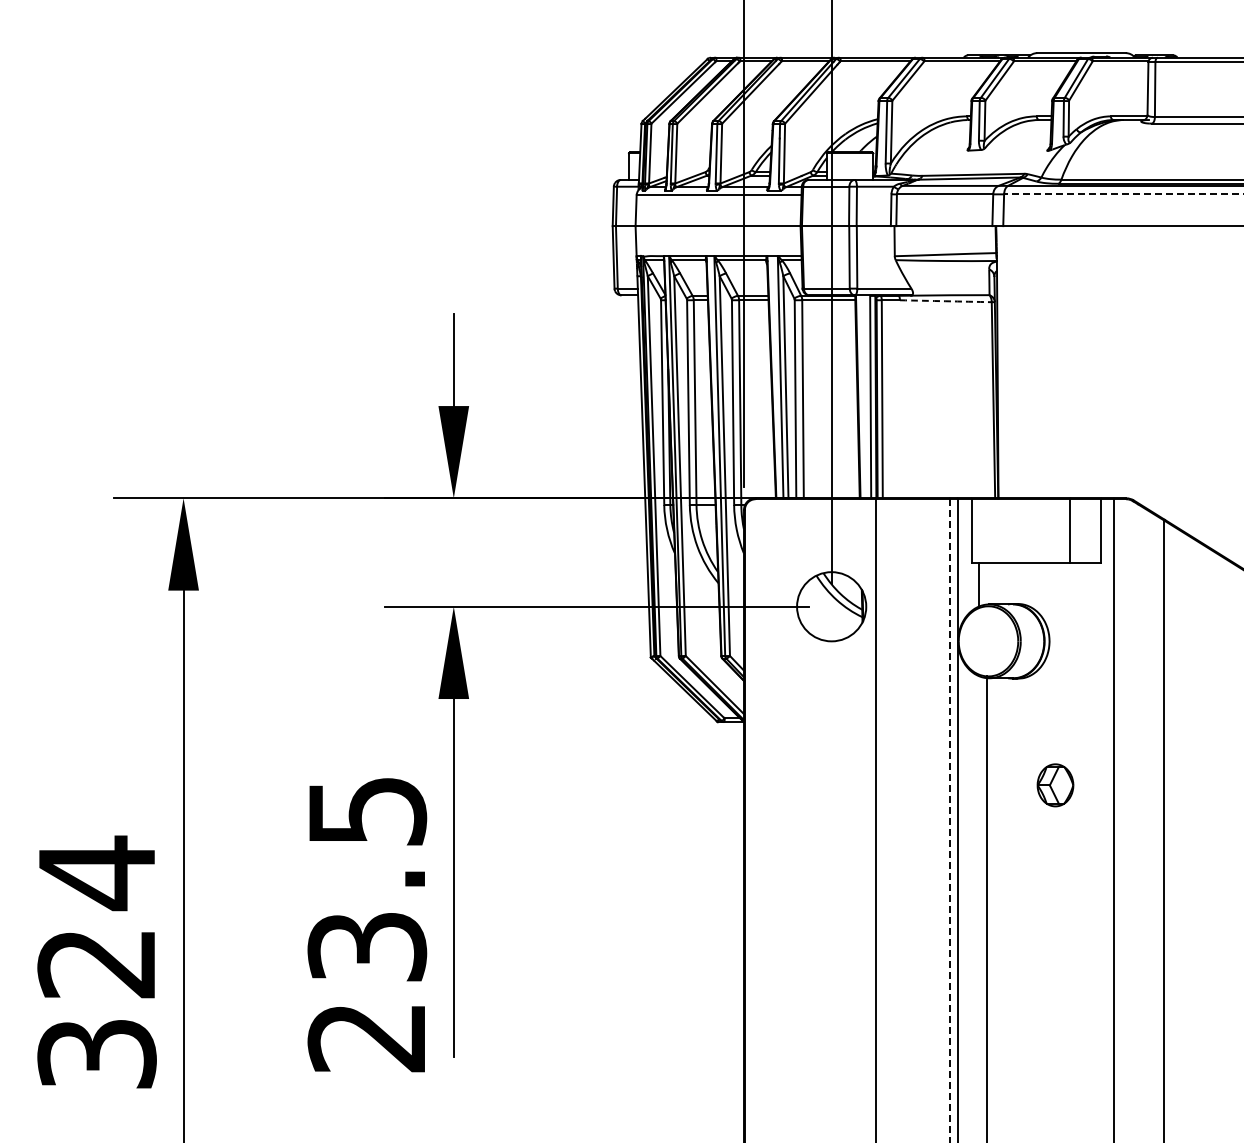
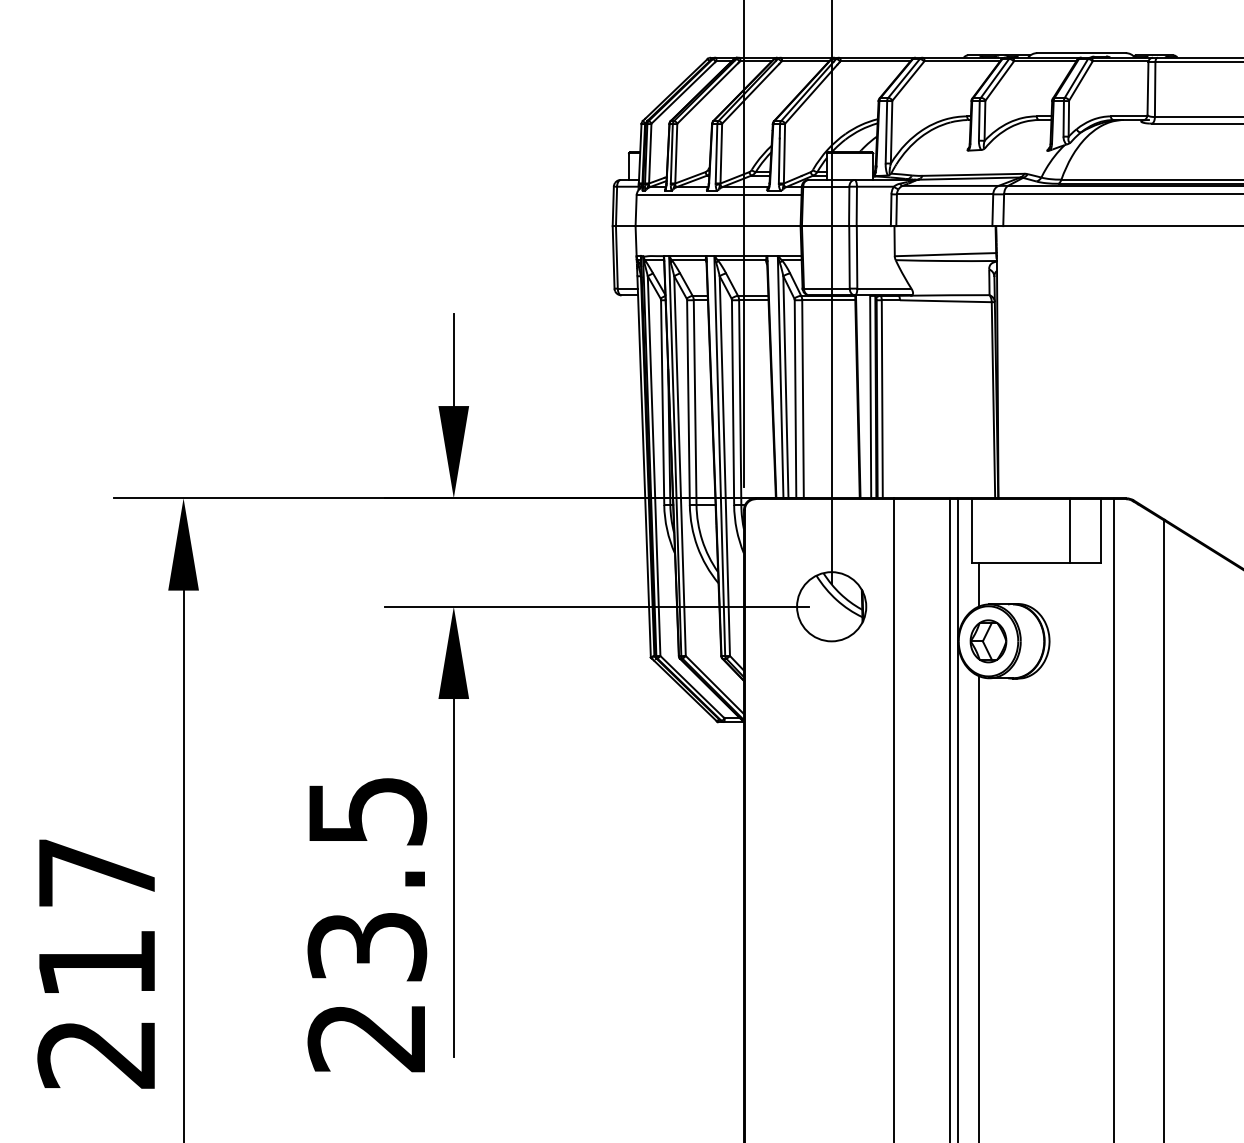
line: dashed -> solid (1124, 194)
arc: dashed -> solid (945, 301)
part position: (1055, 785) -> (988, 641) (988, 641)
line position: (876, 818) -> (894, 818) (894, 818)
line: dashed -> solid (950, 821)
line position: (986, 907) -> (978, 907) (978, 907)
text: 324 -> 217 (96, 961)
